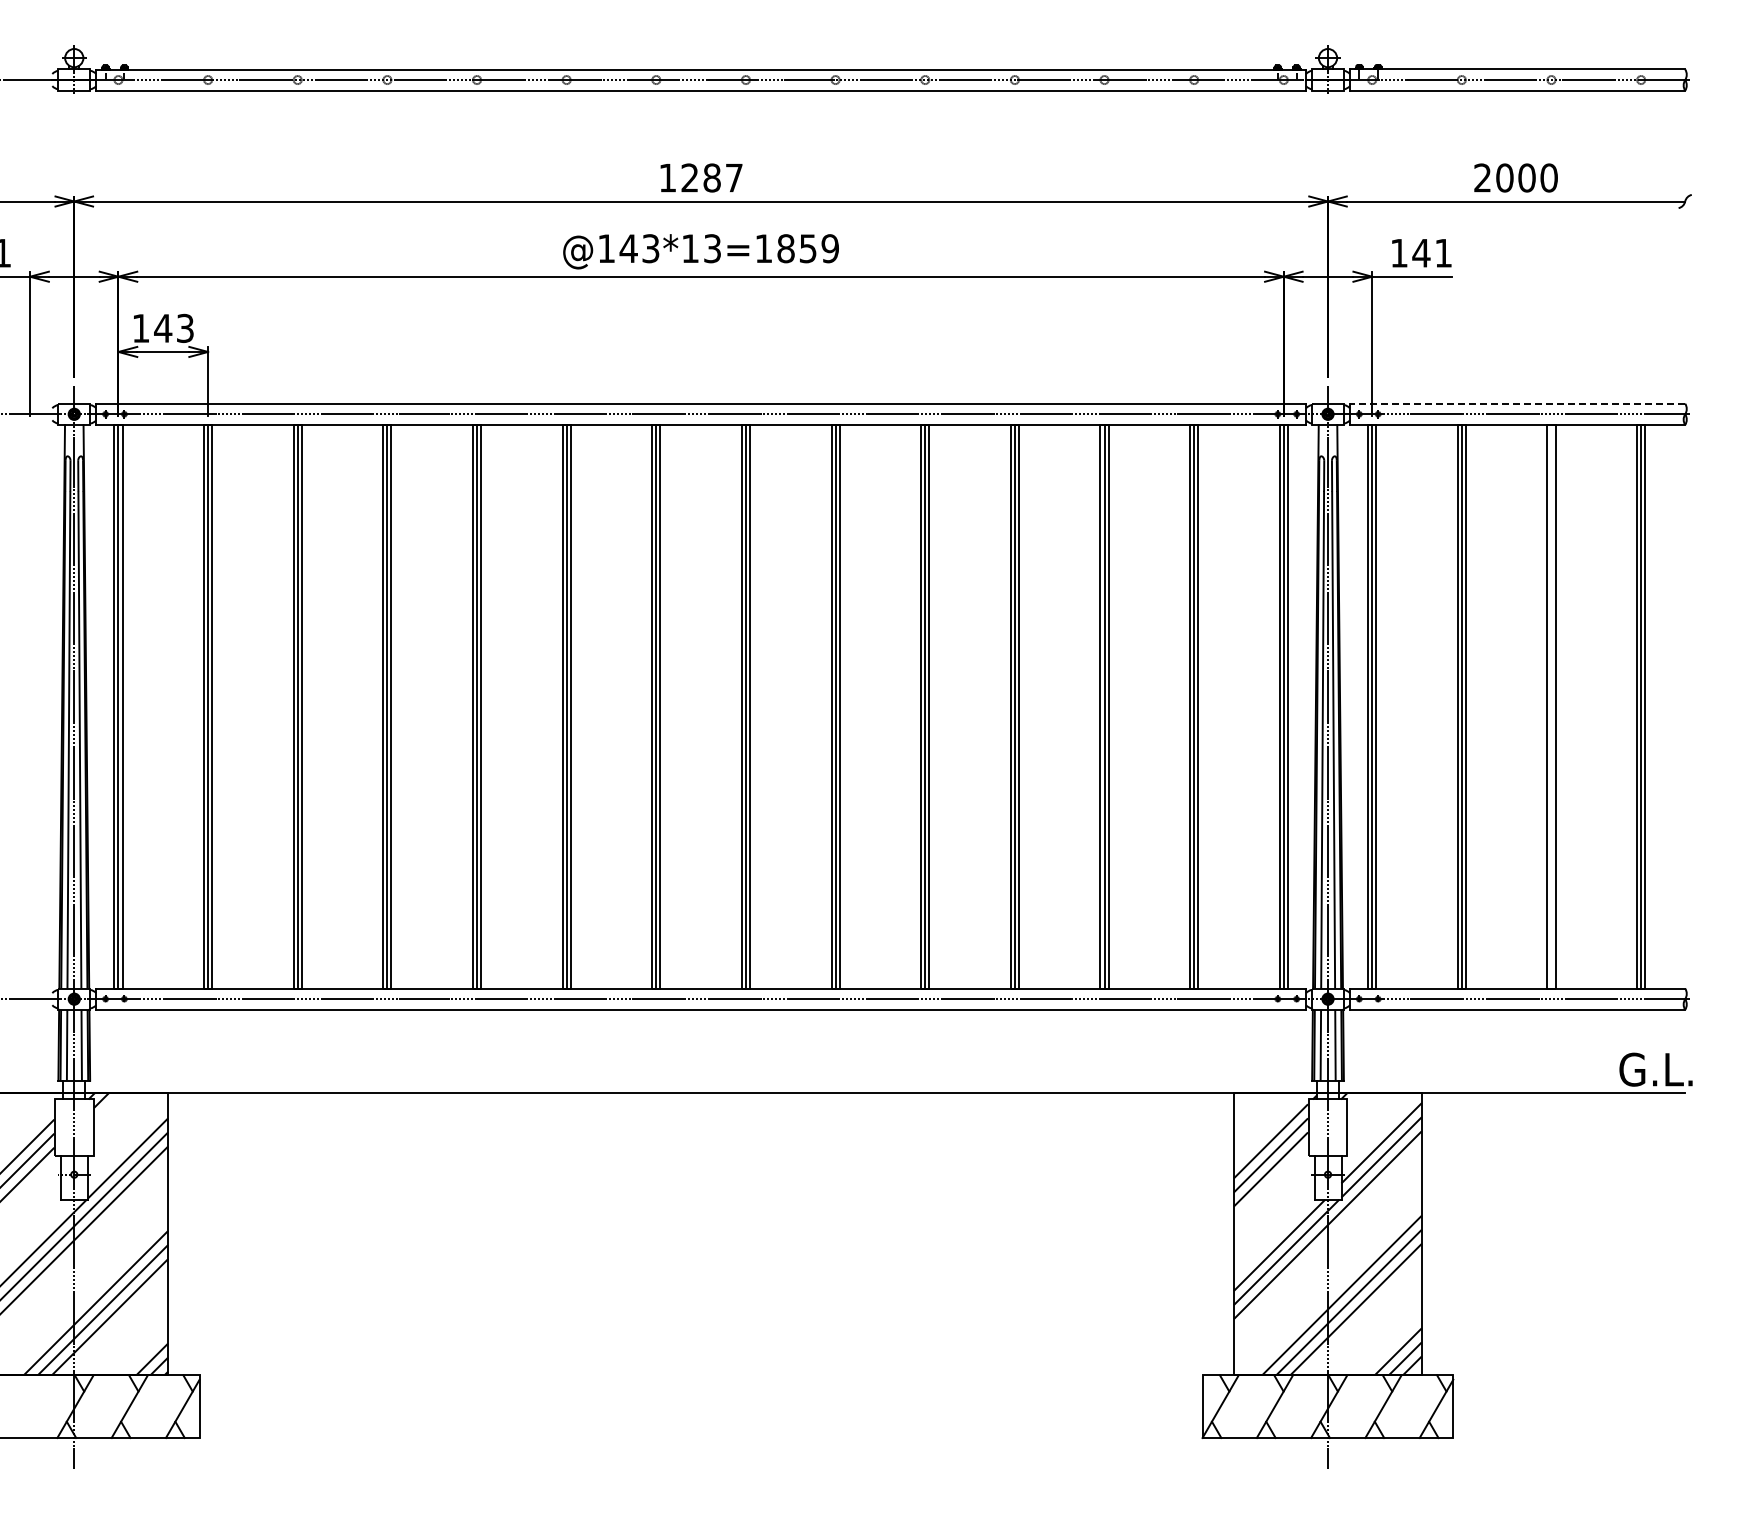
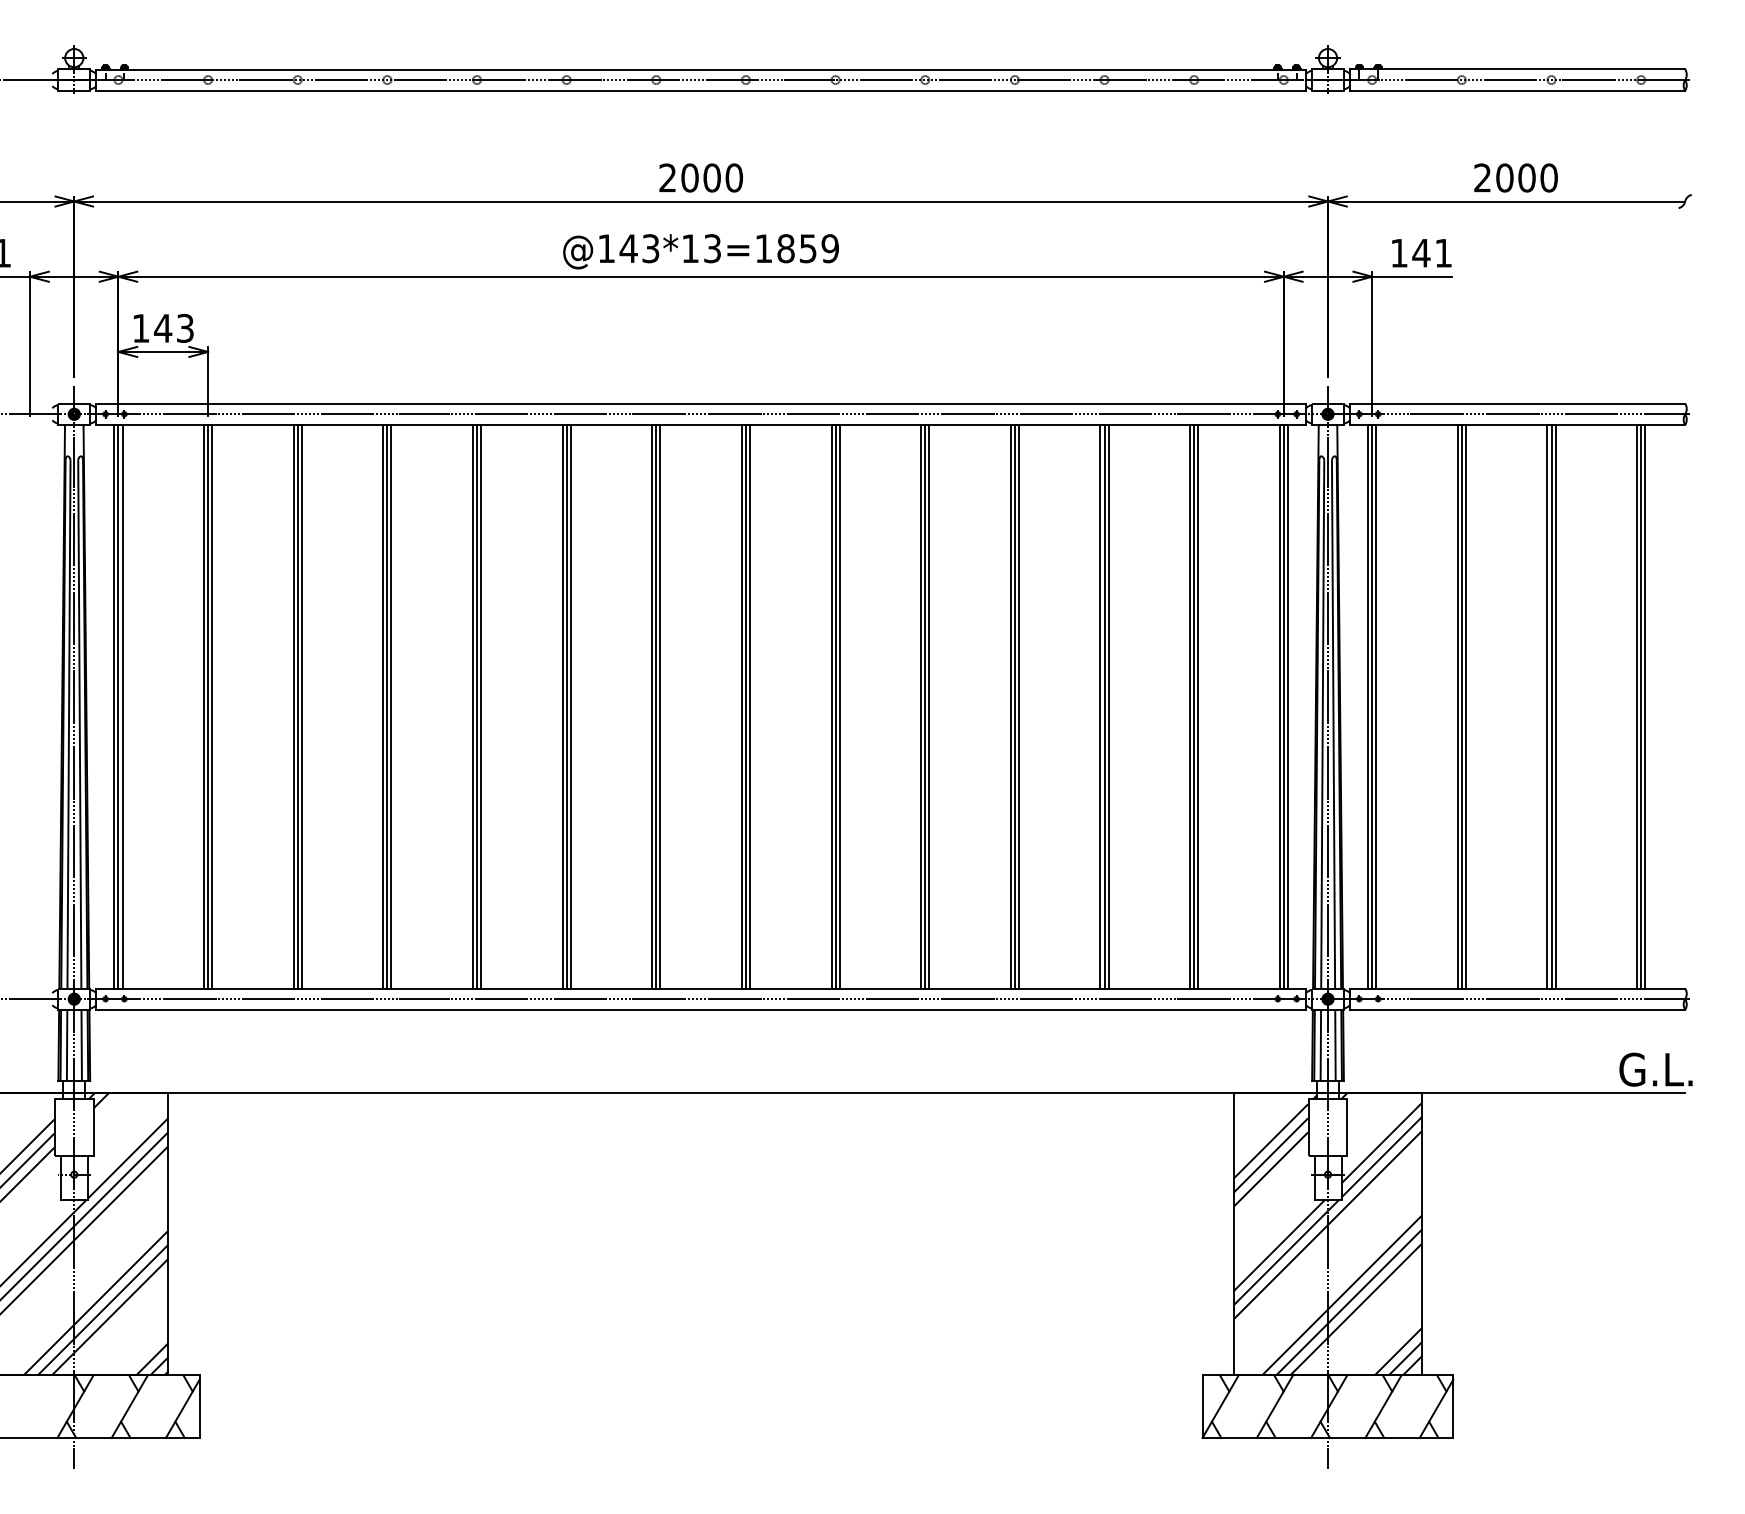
text: 1287 -> 2000 (701, 177)
line: dashed -> solid (1517, 403)
line: none -> present (1551, 706)
